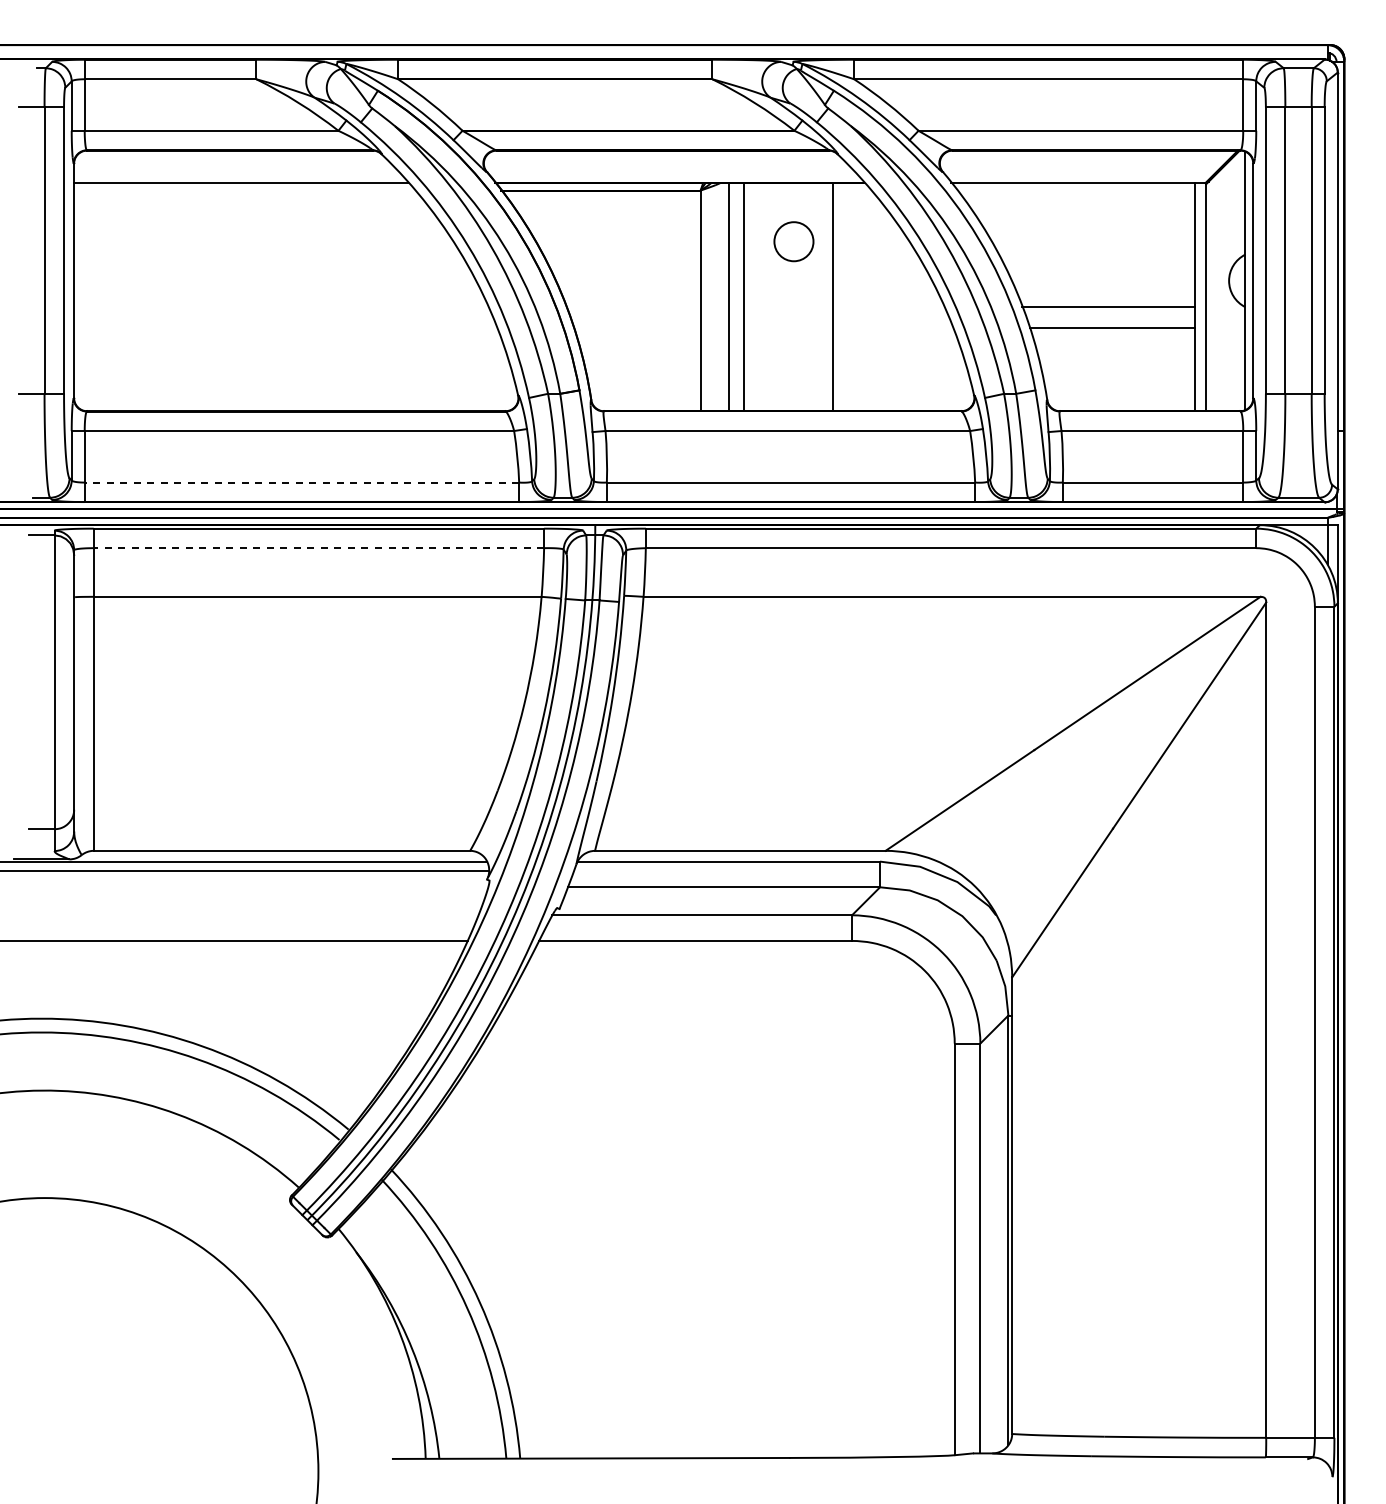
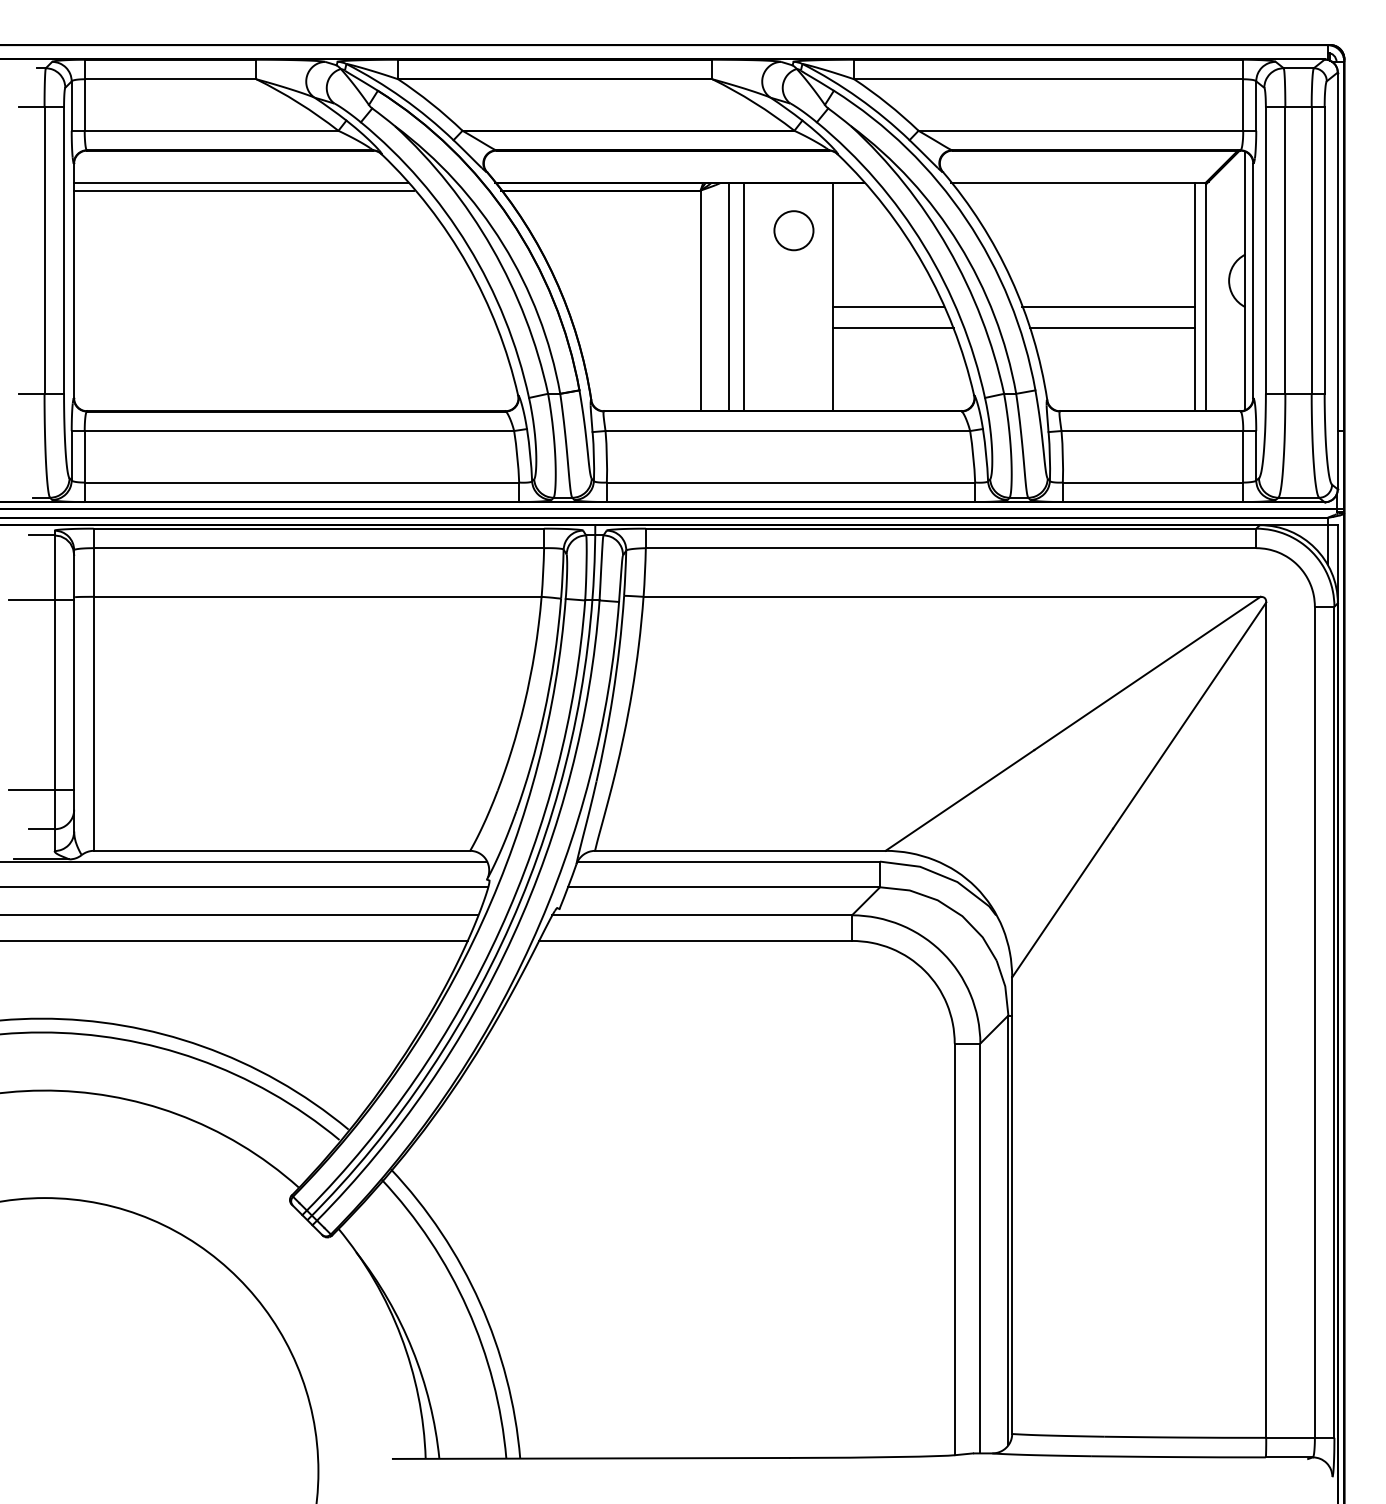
line: none -> present (244, 190)
circle position: (793, 241) -> (793, 230) (793, 230)
line: none -> present (888, 307)
line: none -> present (893, 328)
line: dashed -> solid (301, 482)
line: dashed -> solid (318, 548)
line: none -> present (41, 600)
line: none -> present (41, 790)
line position: (245, 871) -> (245, 887) (245, 887)
line: none -> present (240, 915)
